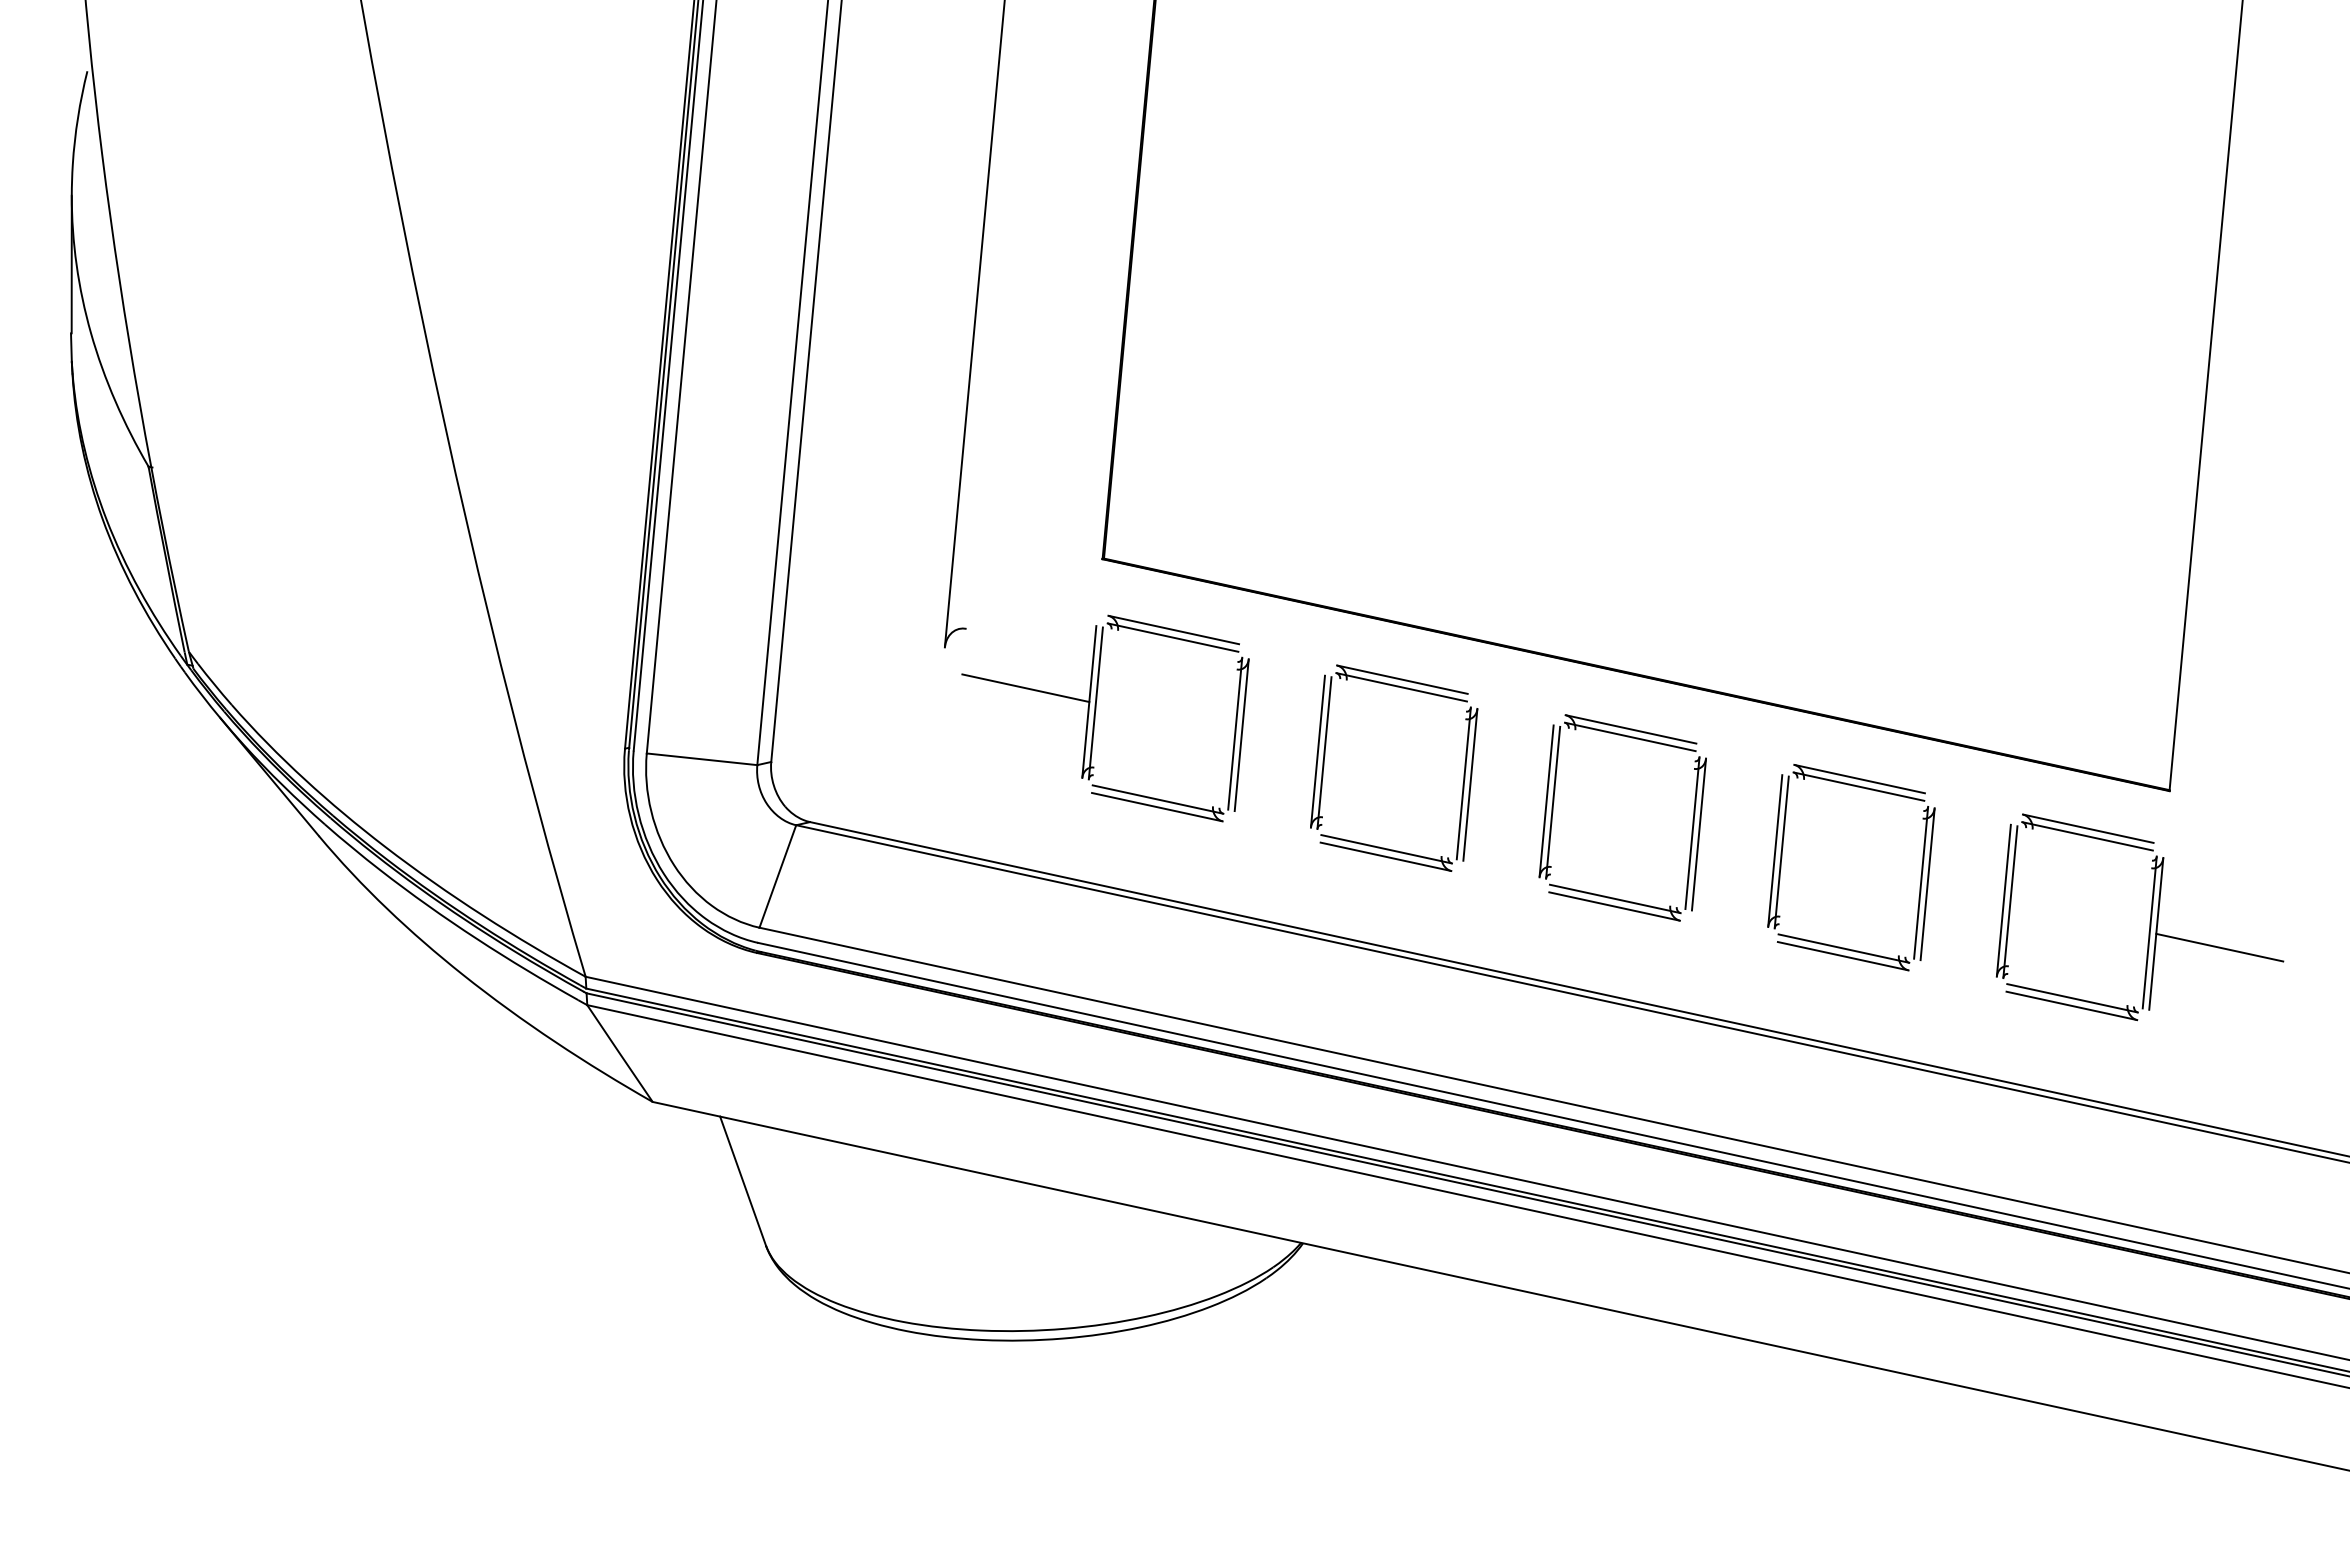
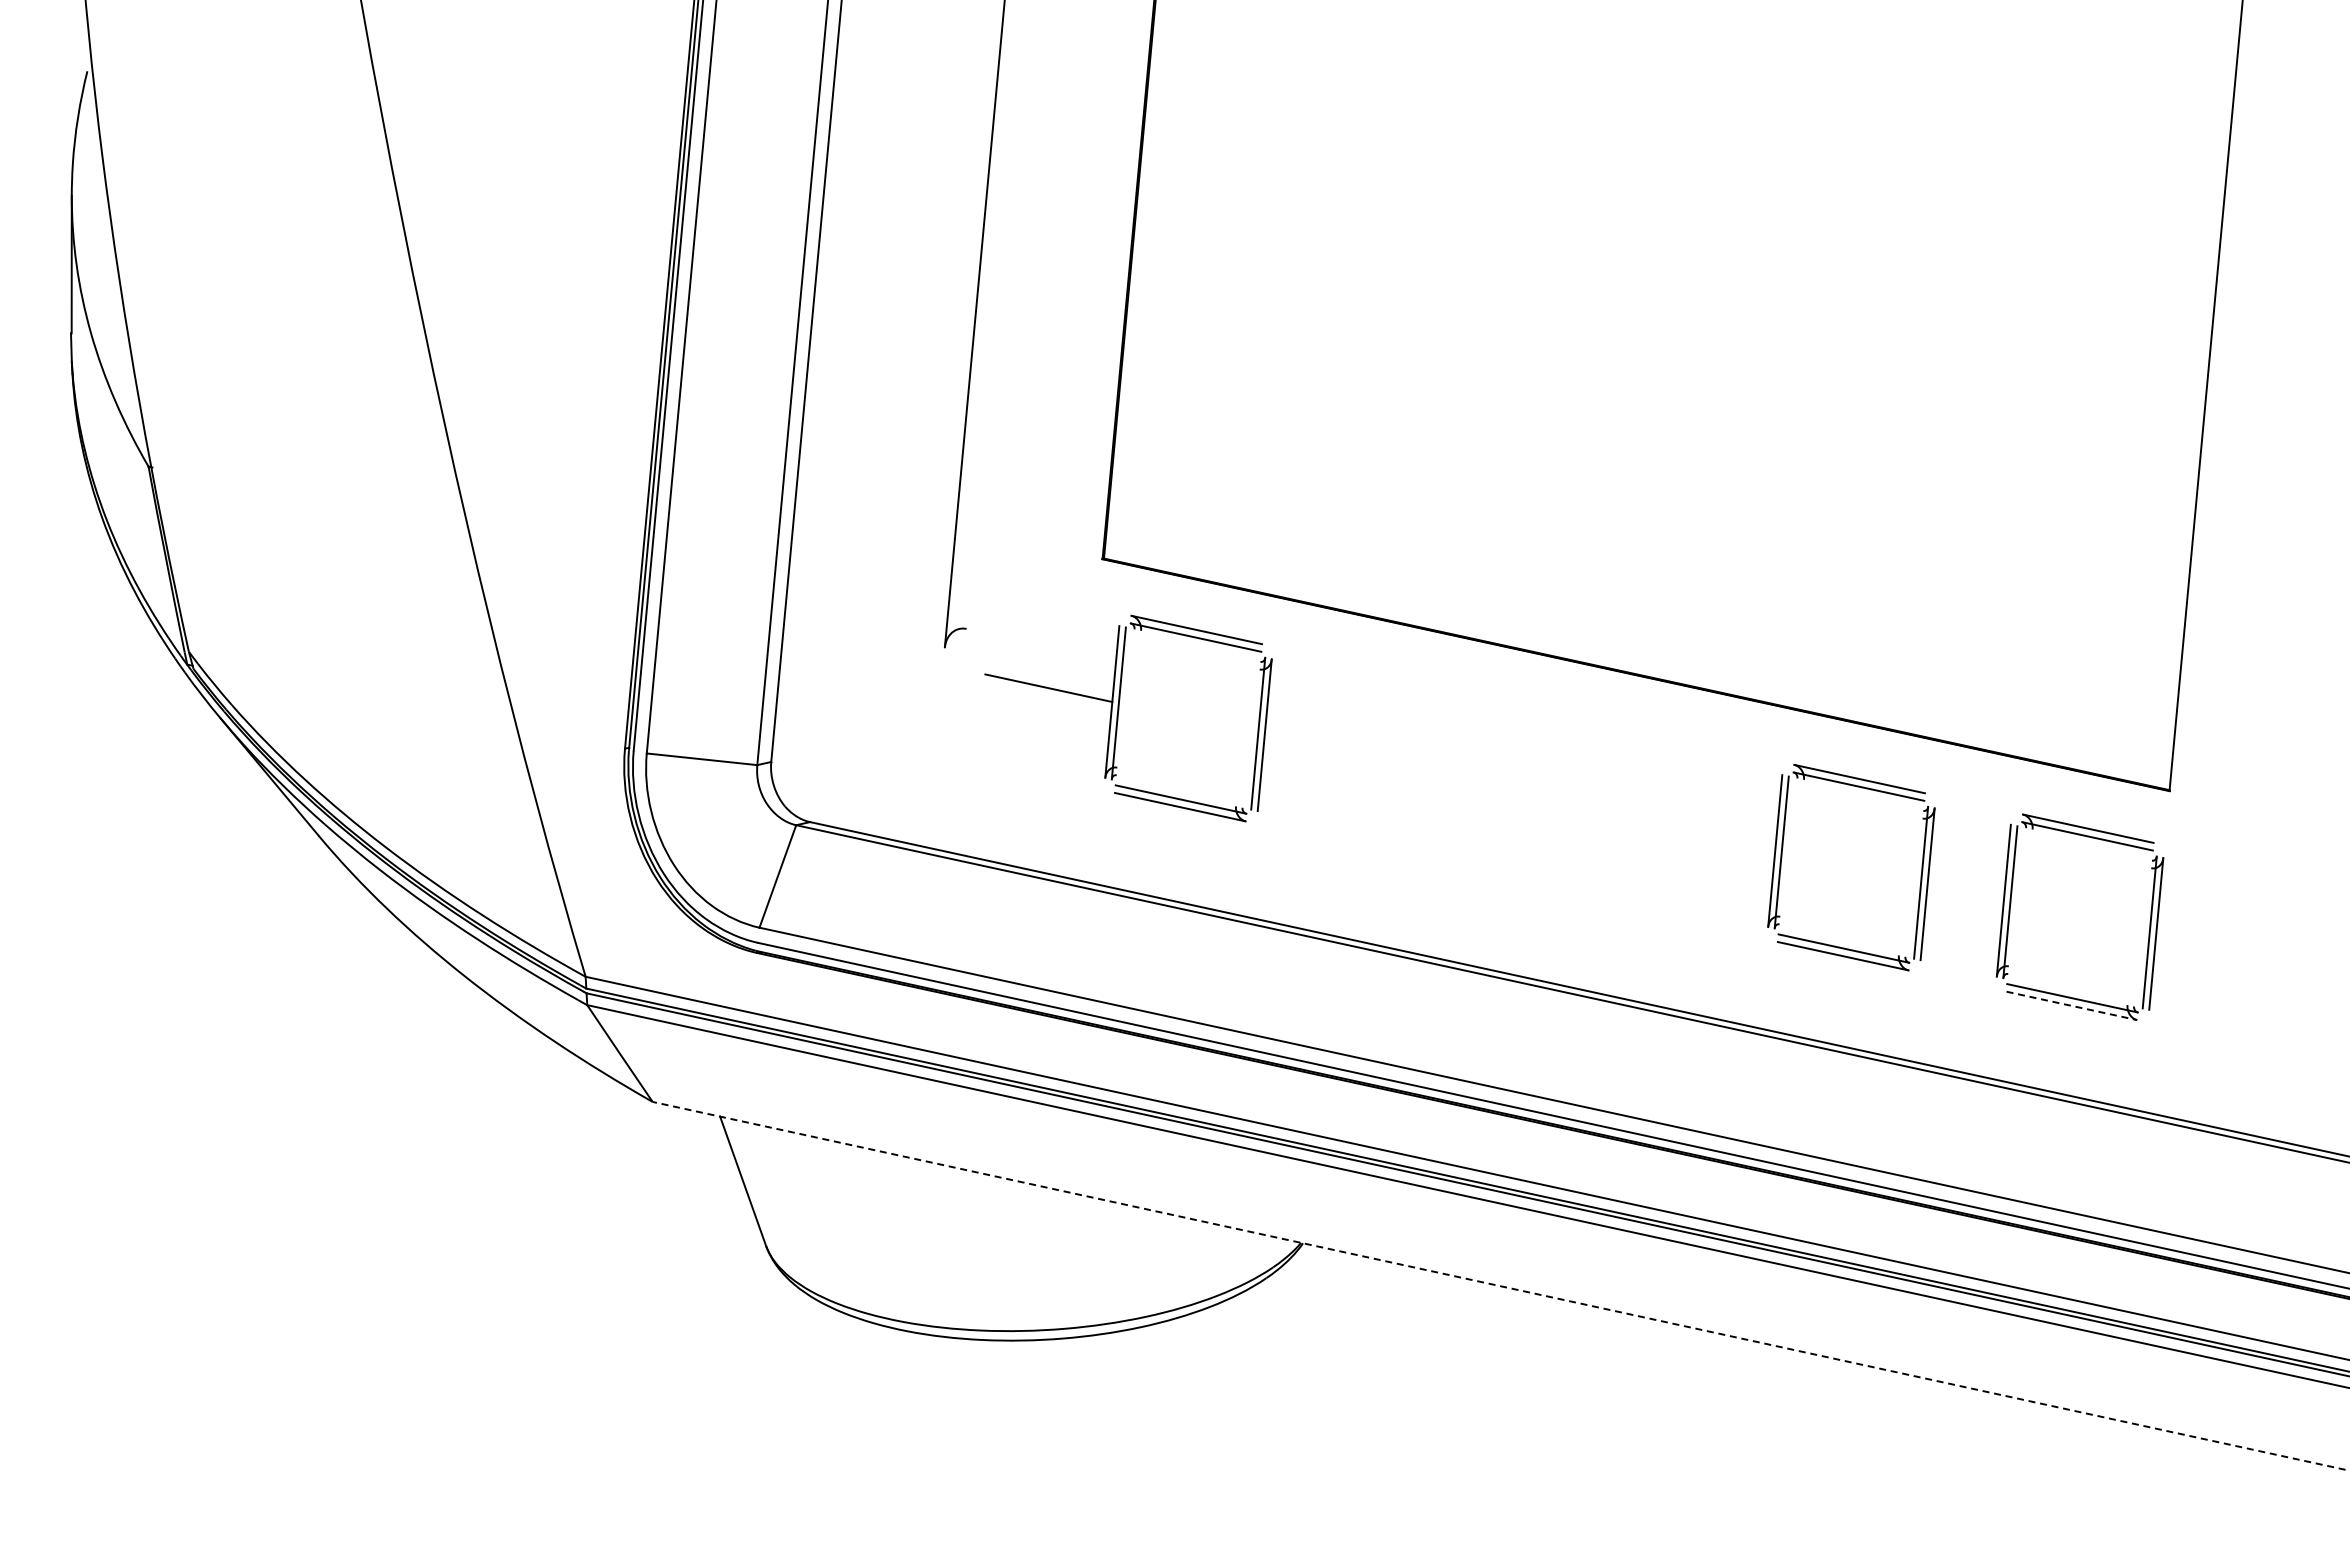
part position: (1095, 718) -> (1118, 718) (1118, 718)
part: present -> none (1463, 773)
part: present -> none (1553, 812)
line: present -> none (2219, 947)
line: solid -> dashed (2071, 1005)
line: solid -> dashed (1500, 1286)
